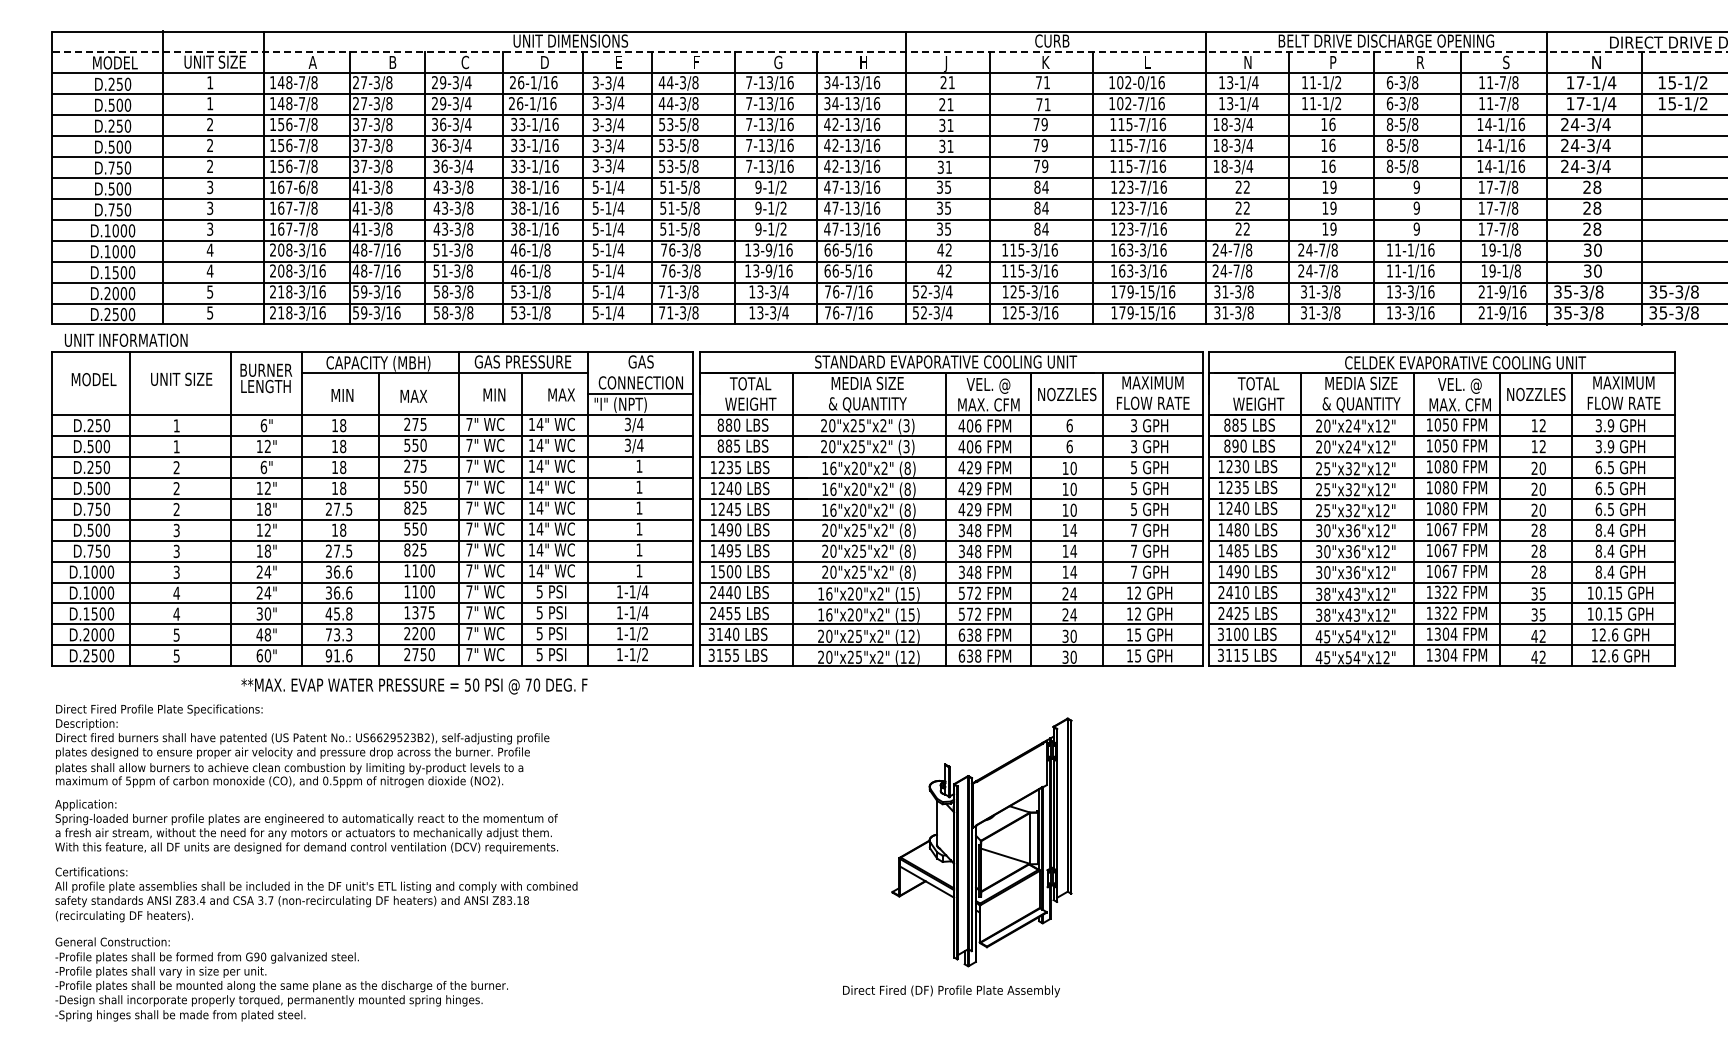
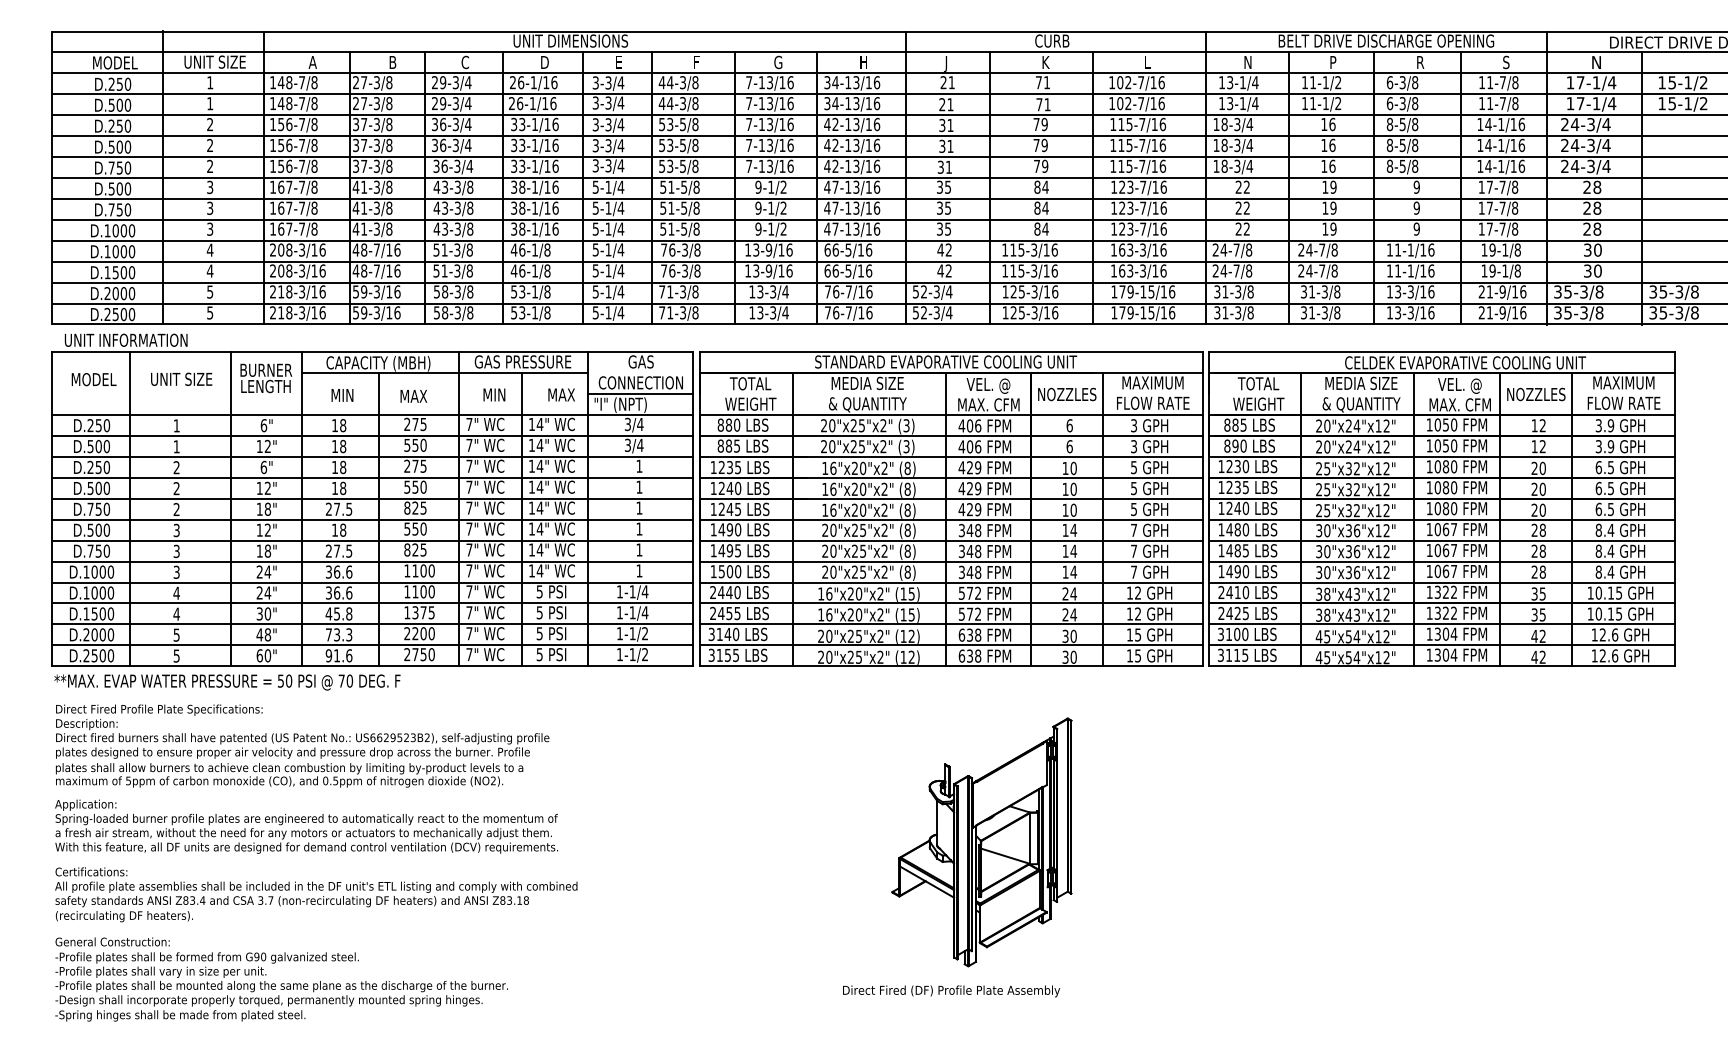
line: dashed -> solid (890, 52)
text: 102-0/16 -> 102-7/16 (1141, 82)
text: 167-6/8 -> 167-7/8 (302, 186)
text position: (414, 686) -> (227, 682) (227, 682)
